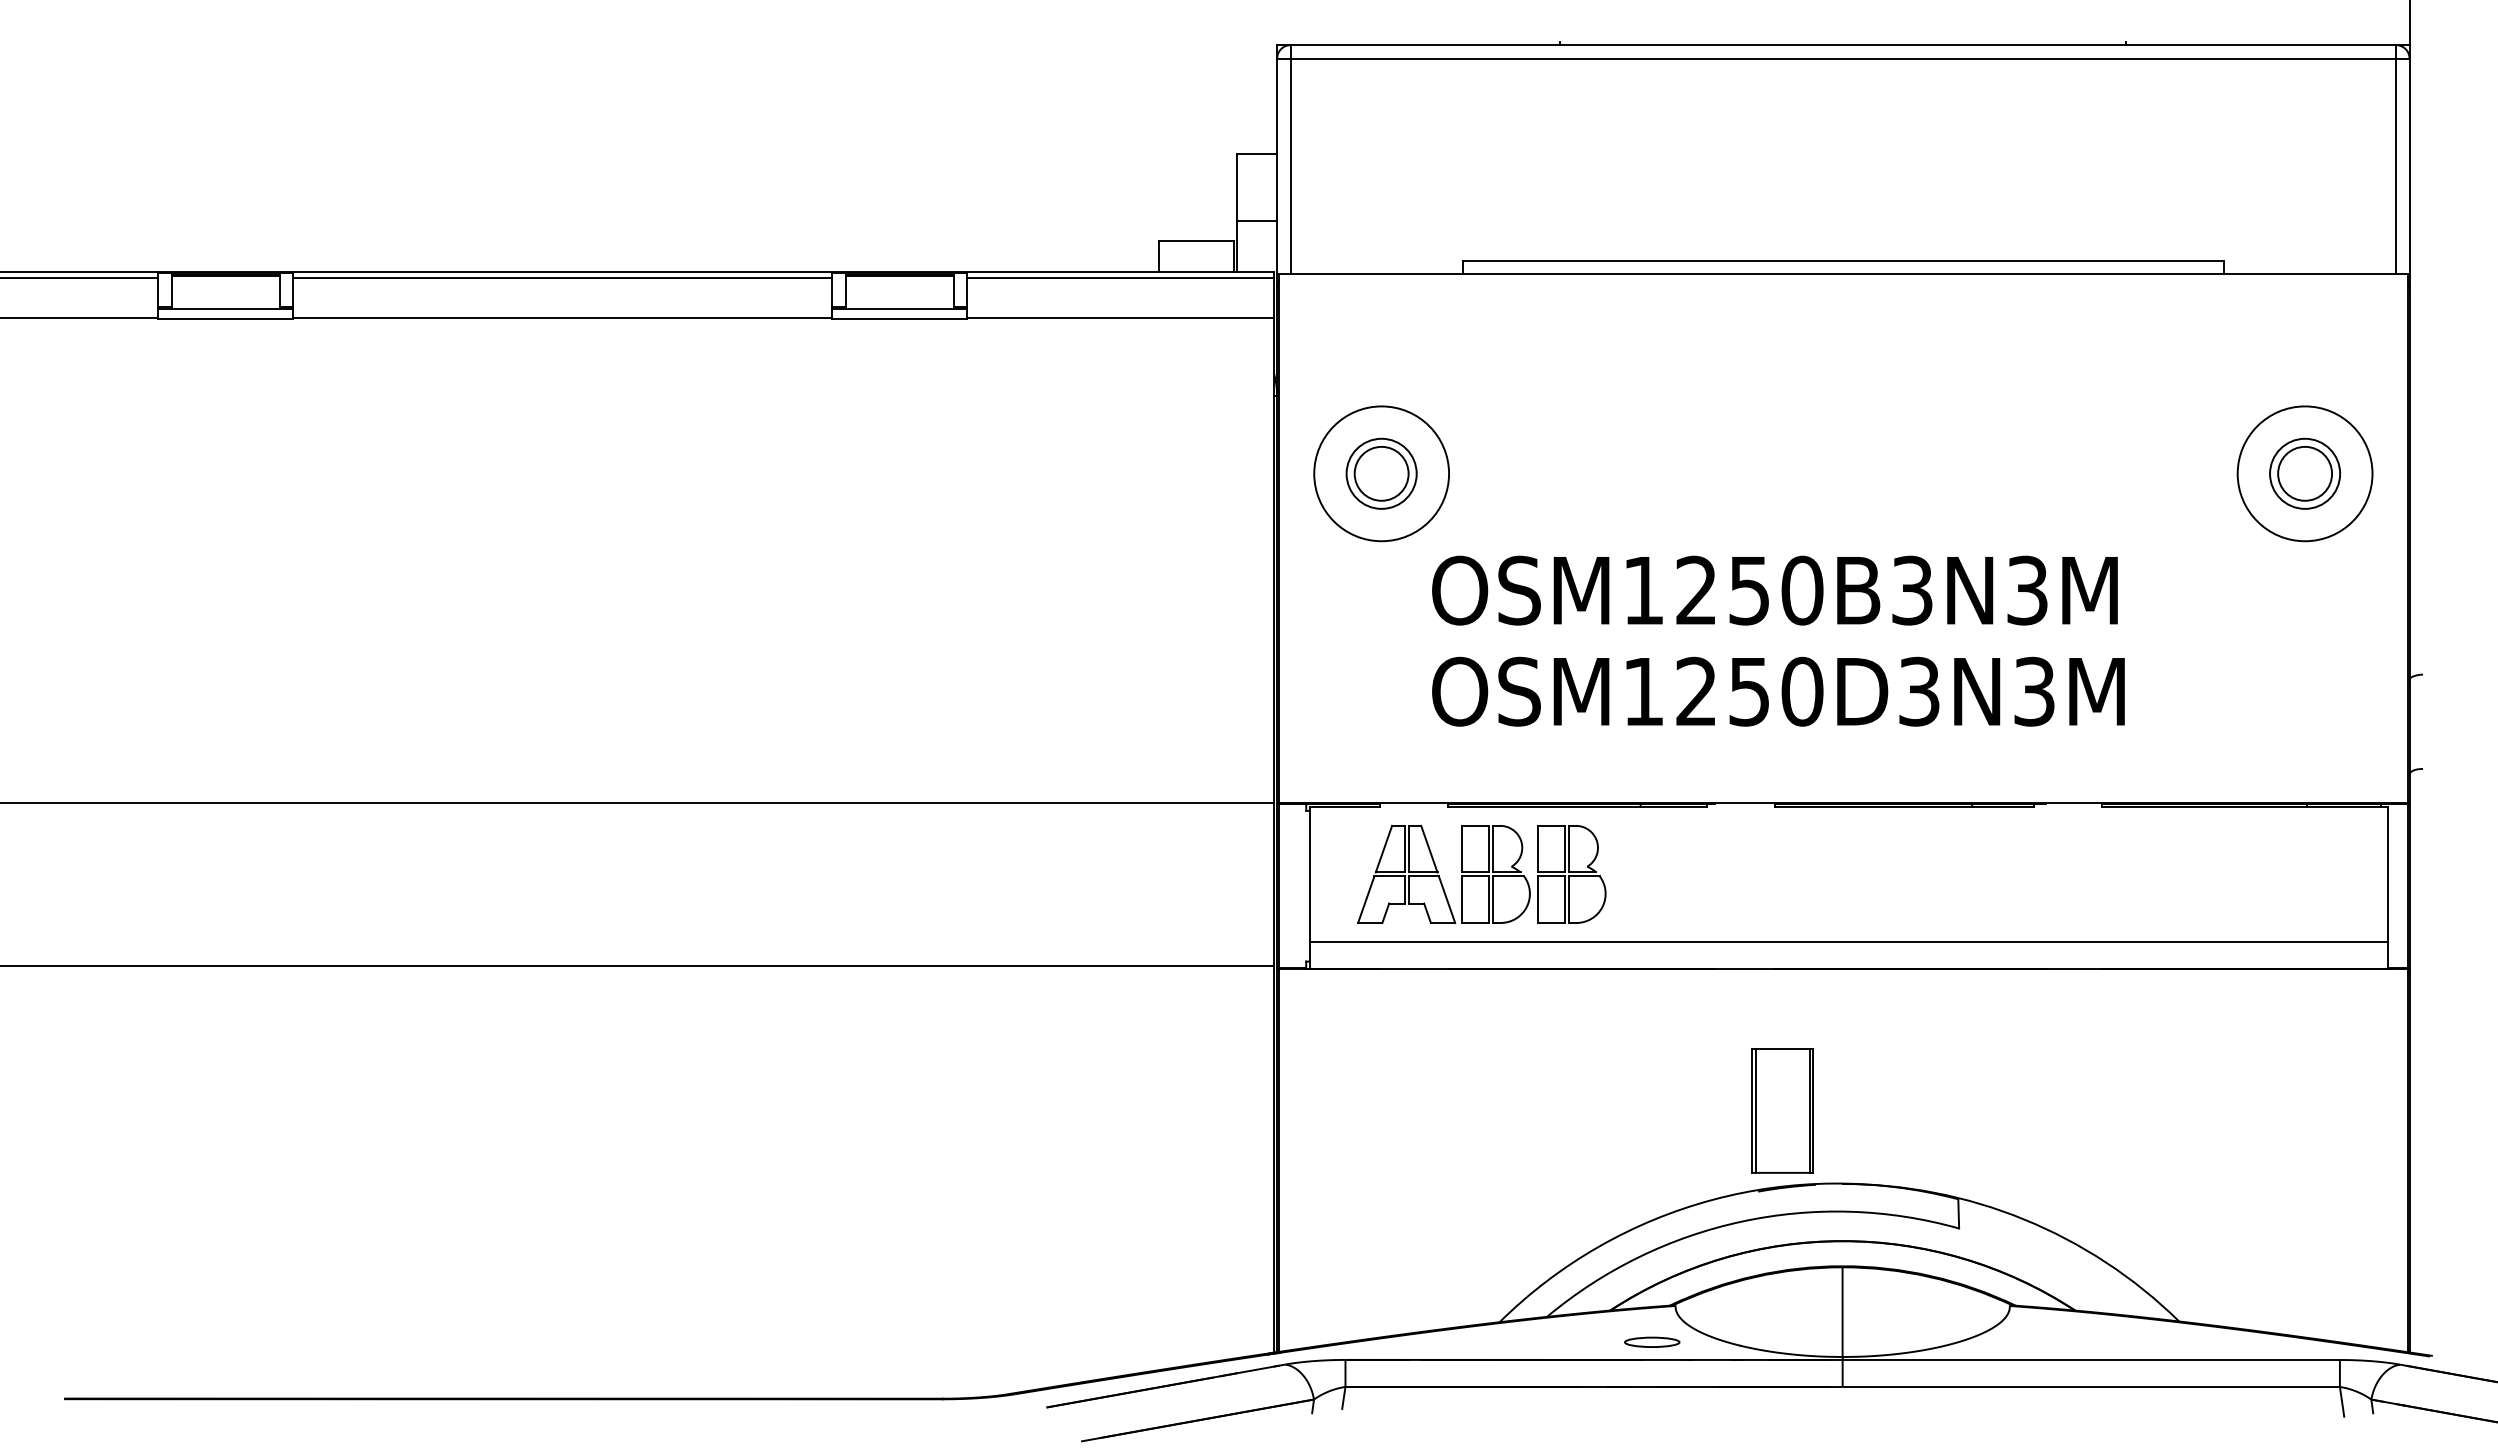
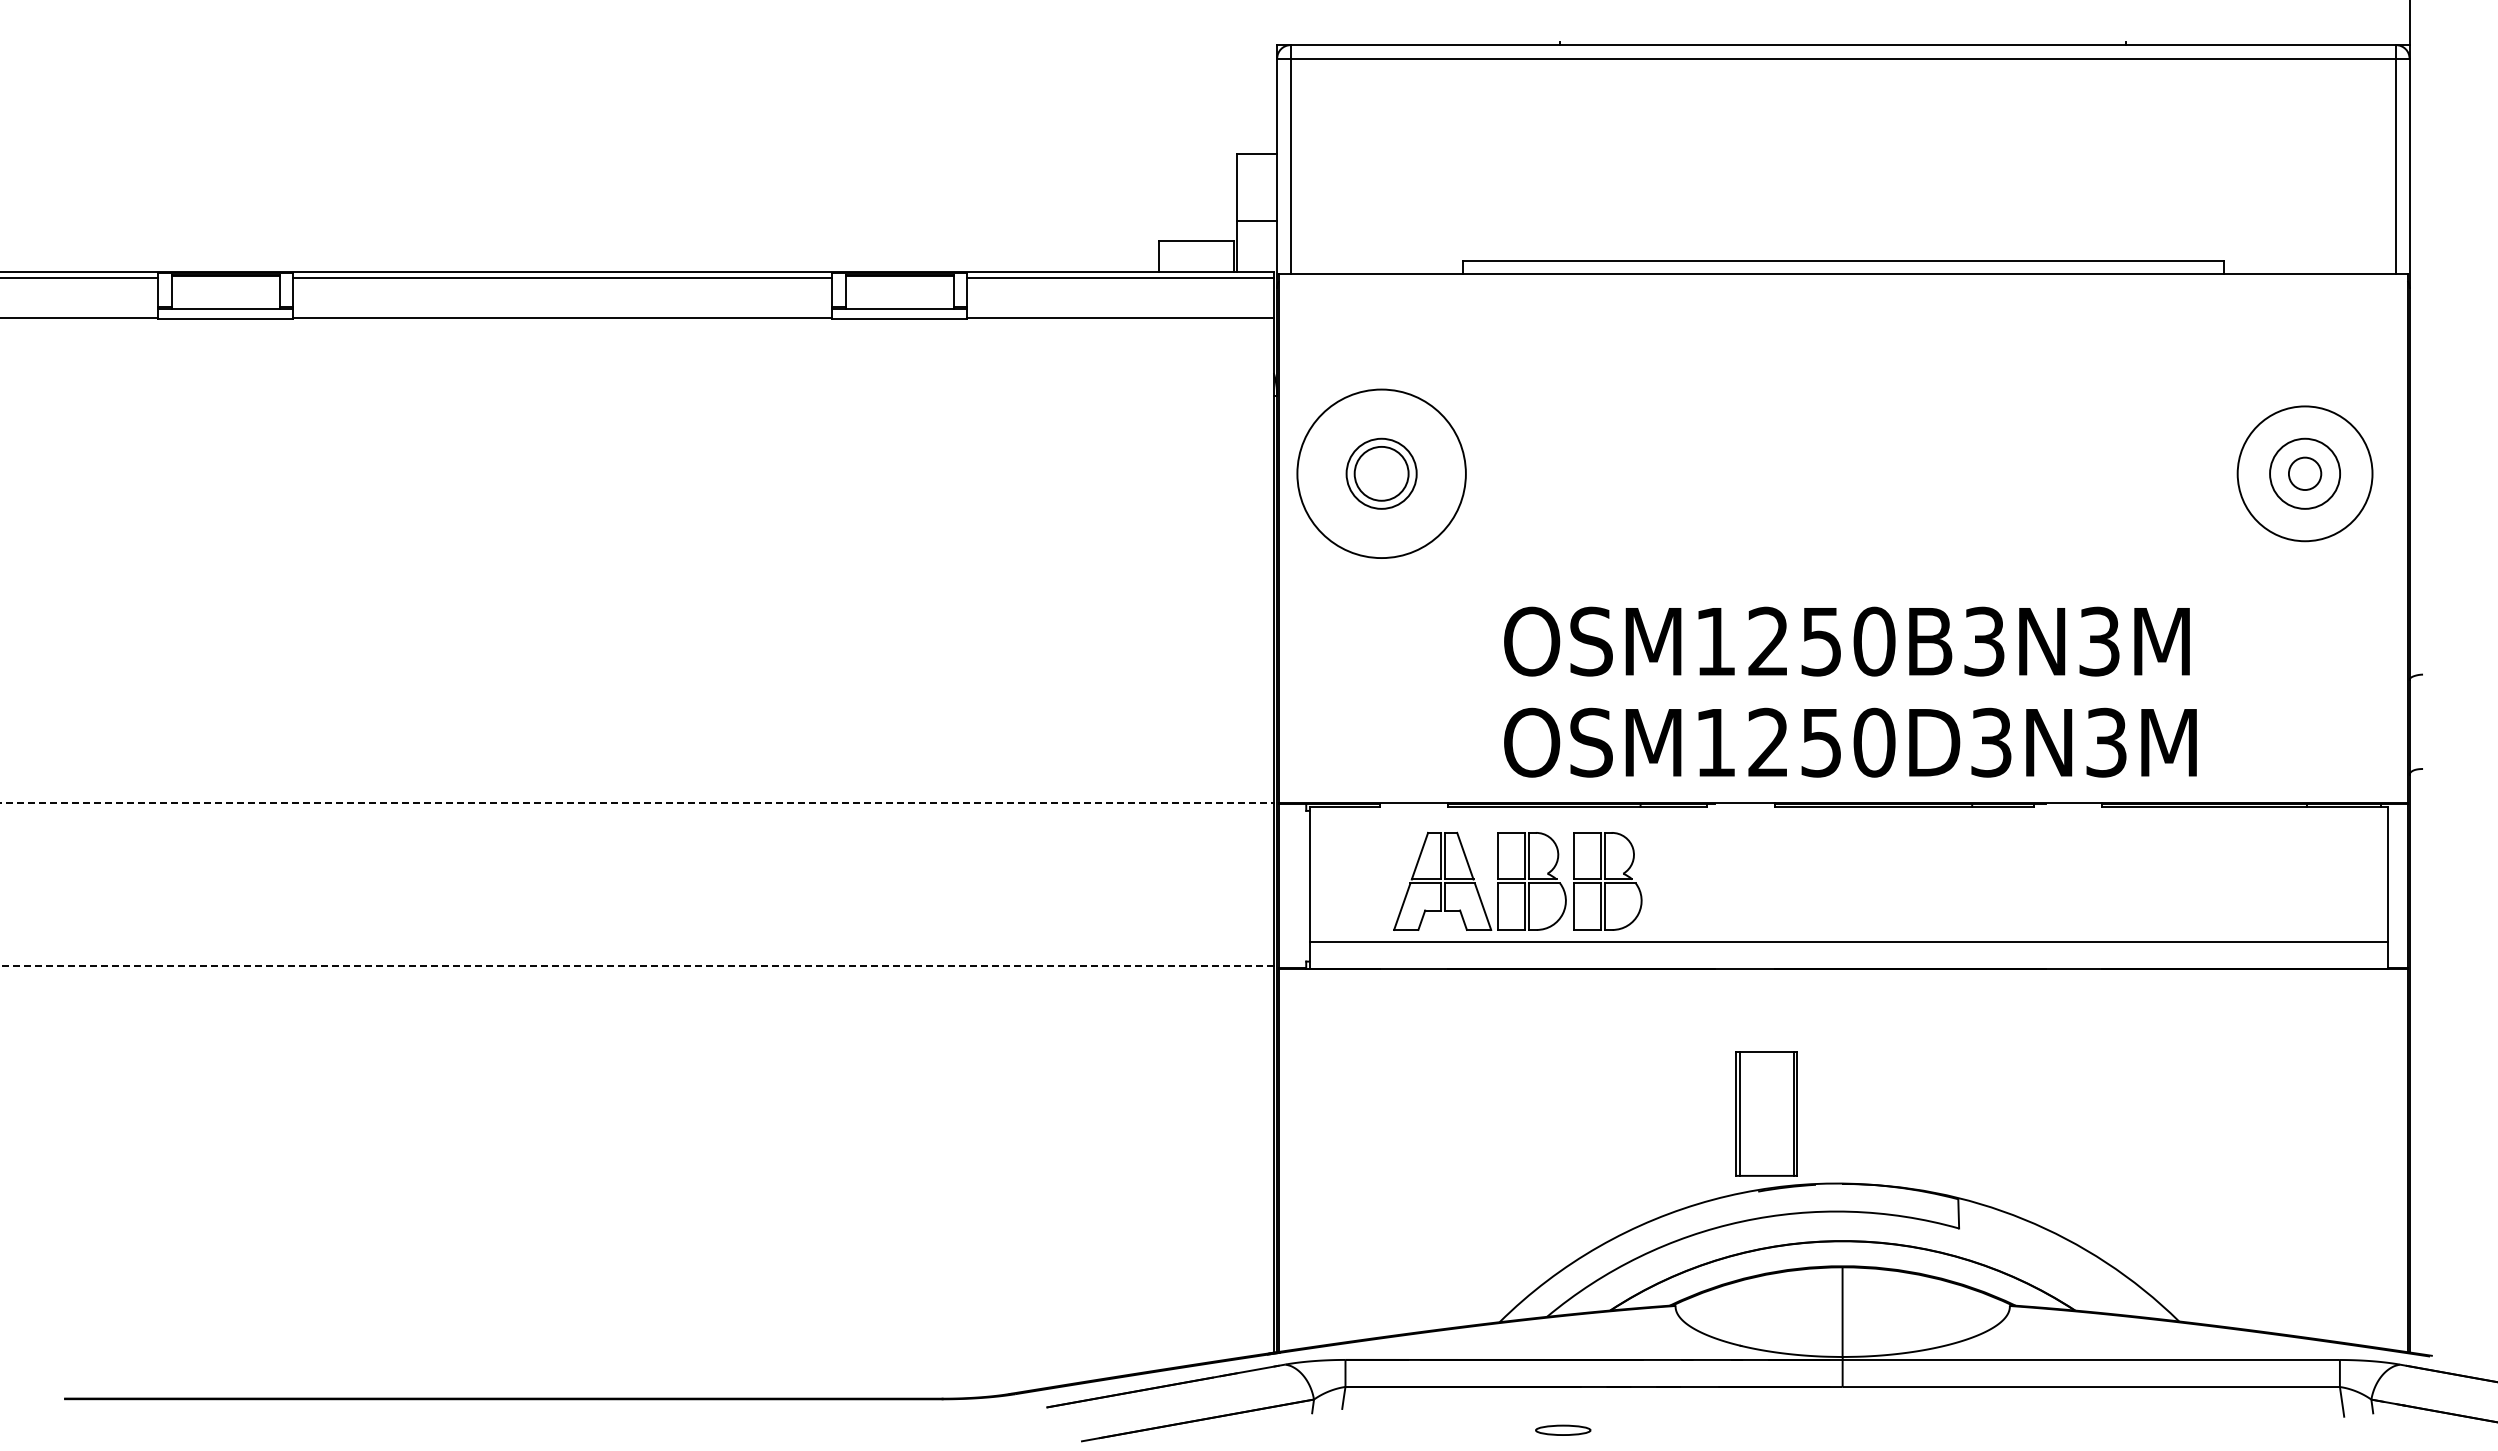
circle diameter: 135 px -> 169 px (1381, 473)
circle diameter: 54 px -> 32 px (2304, 473)
text position: (1778, 640) -> (1850, 691) (1850, 691)
line: solid -> dashed (637, 802)
part position: (1481, 873) -> (1517, 880) (1517, 880)
line: solid -> dashed (637, 966)
part position: (1782, 1110) -> (1766, 1113) (1766, 1113)
part position: (1652, 1341) -> (1563, 1429) (1563, 1429)
